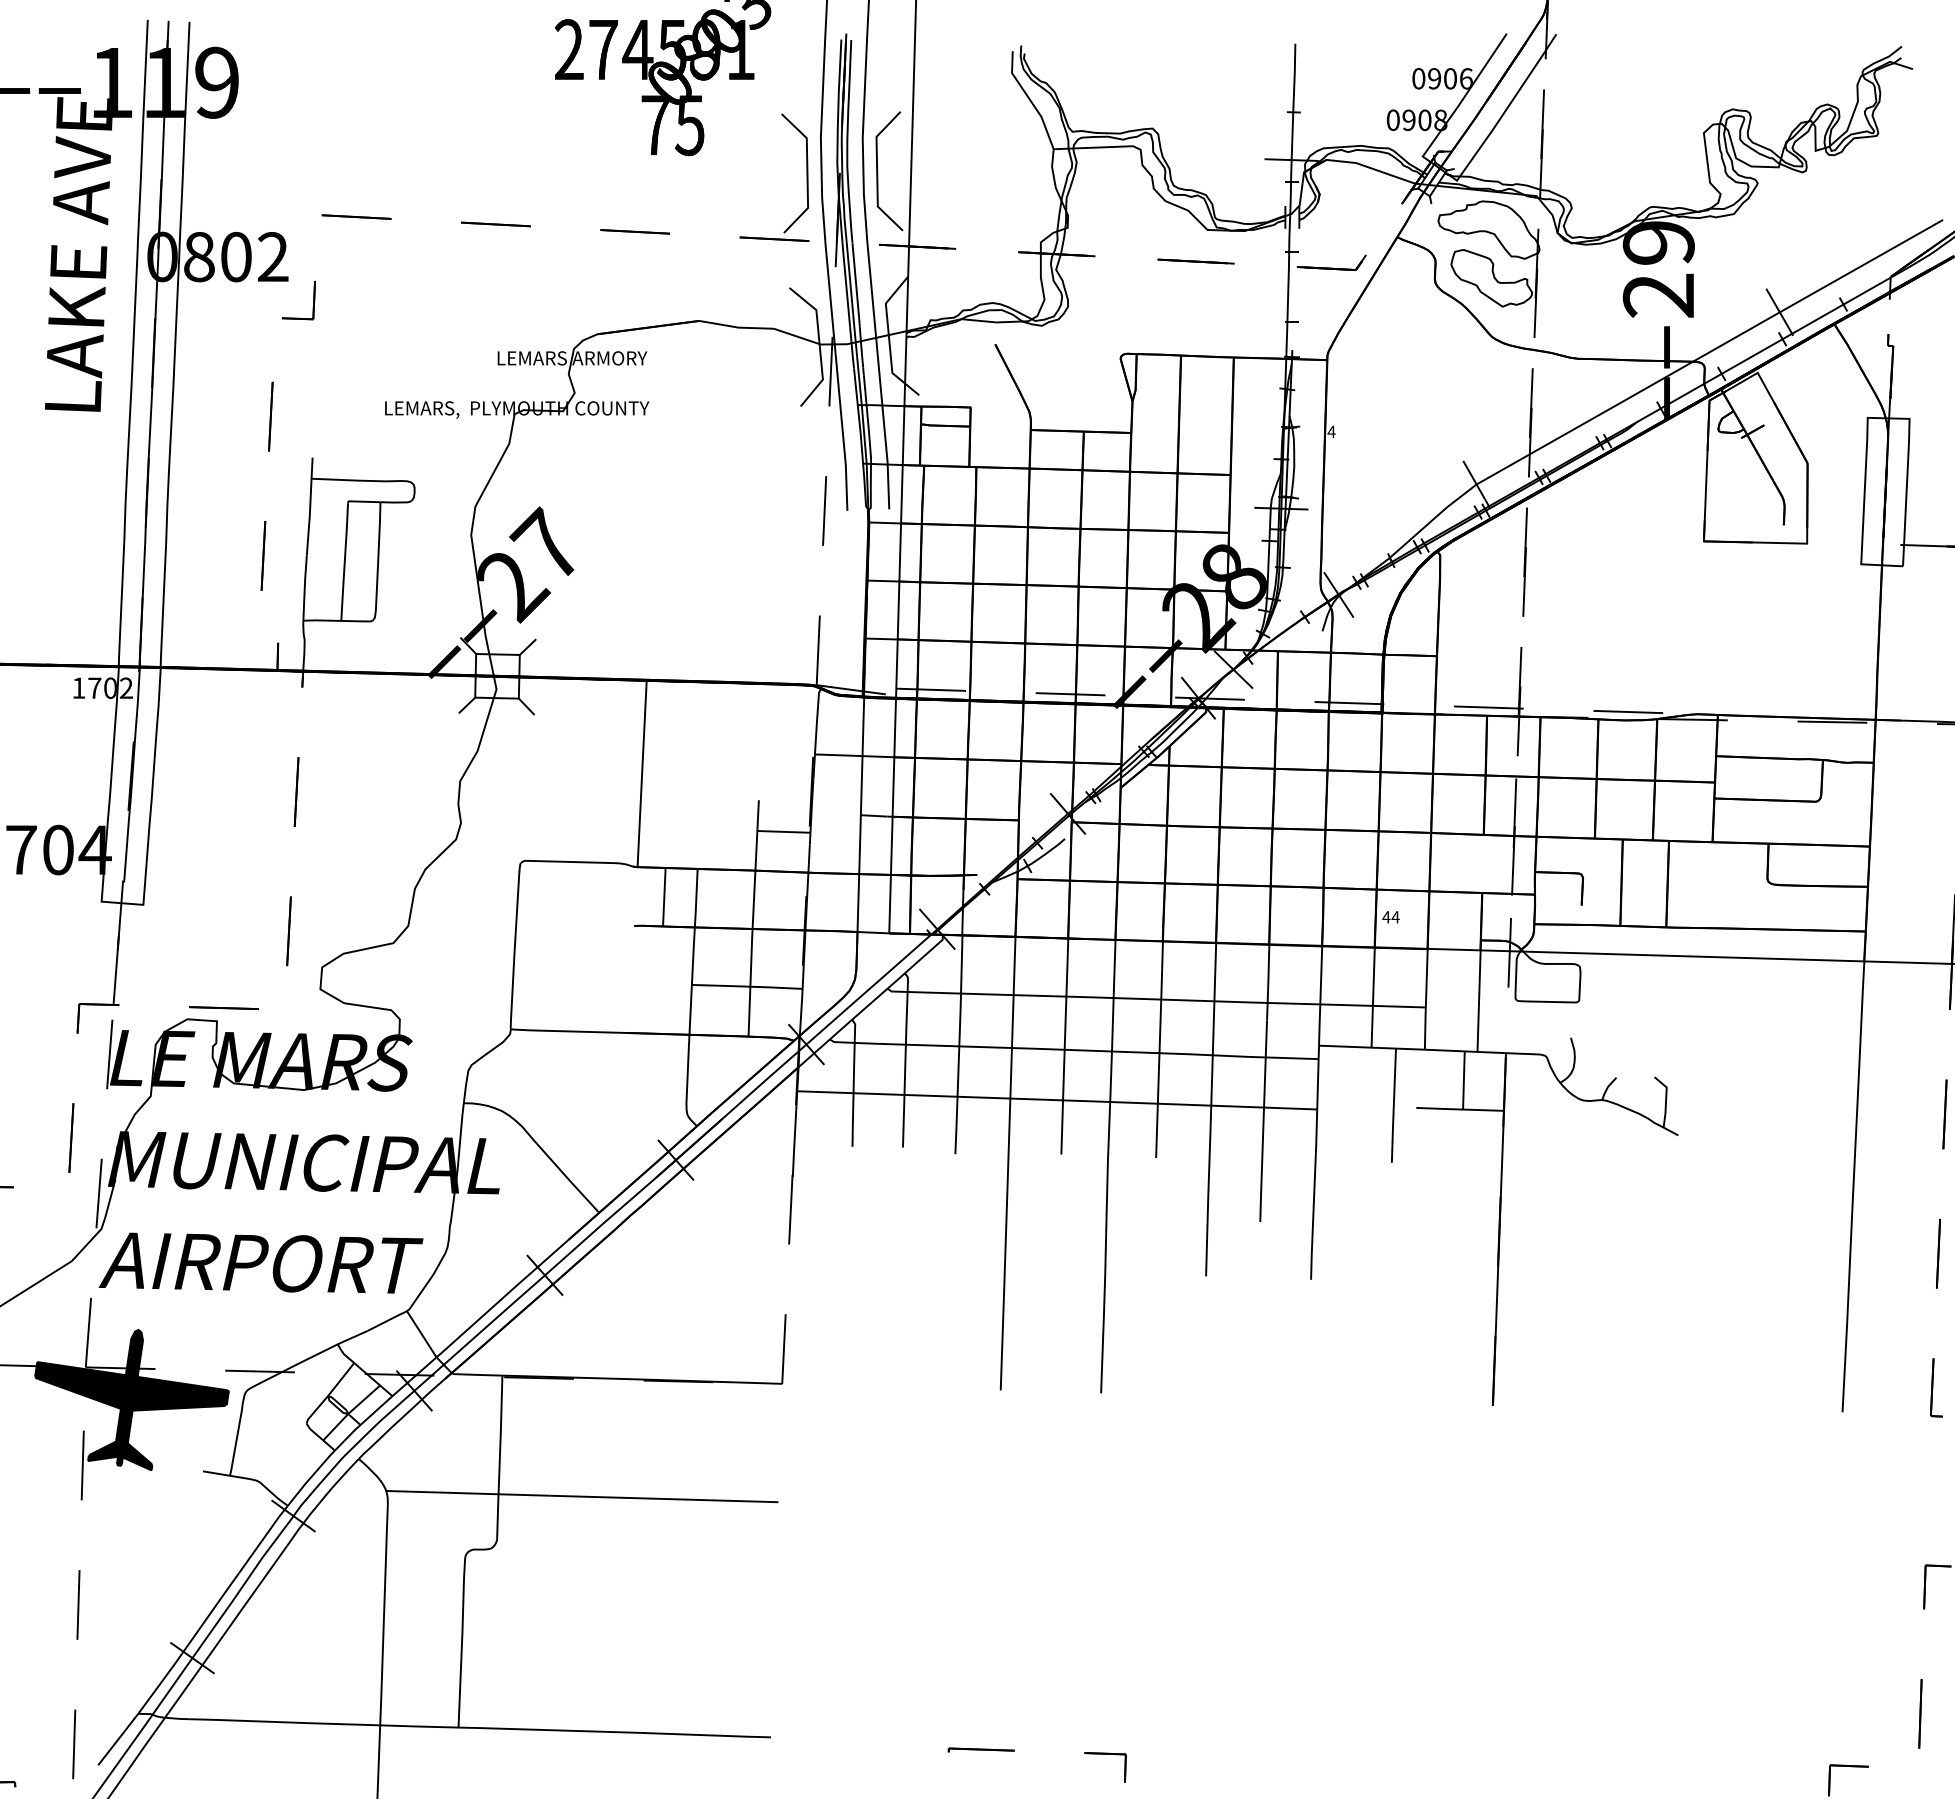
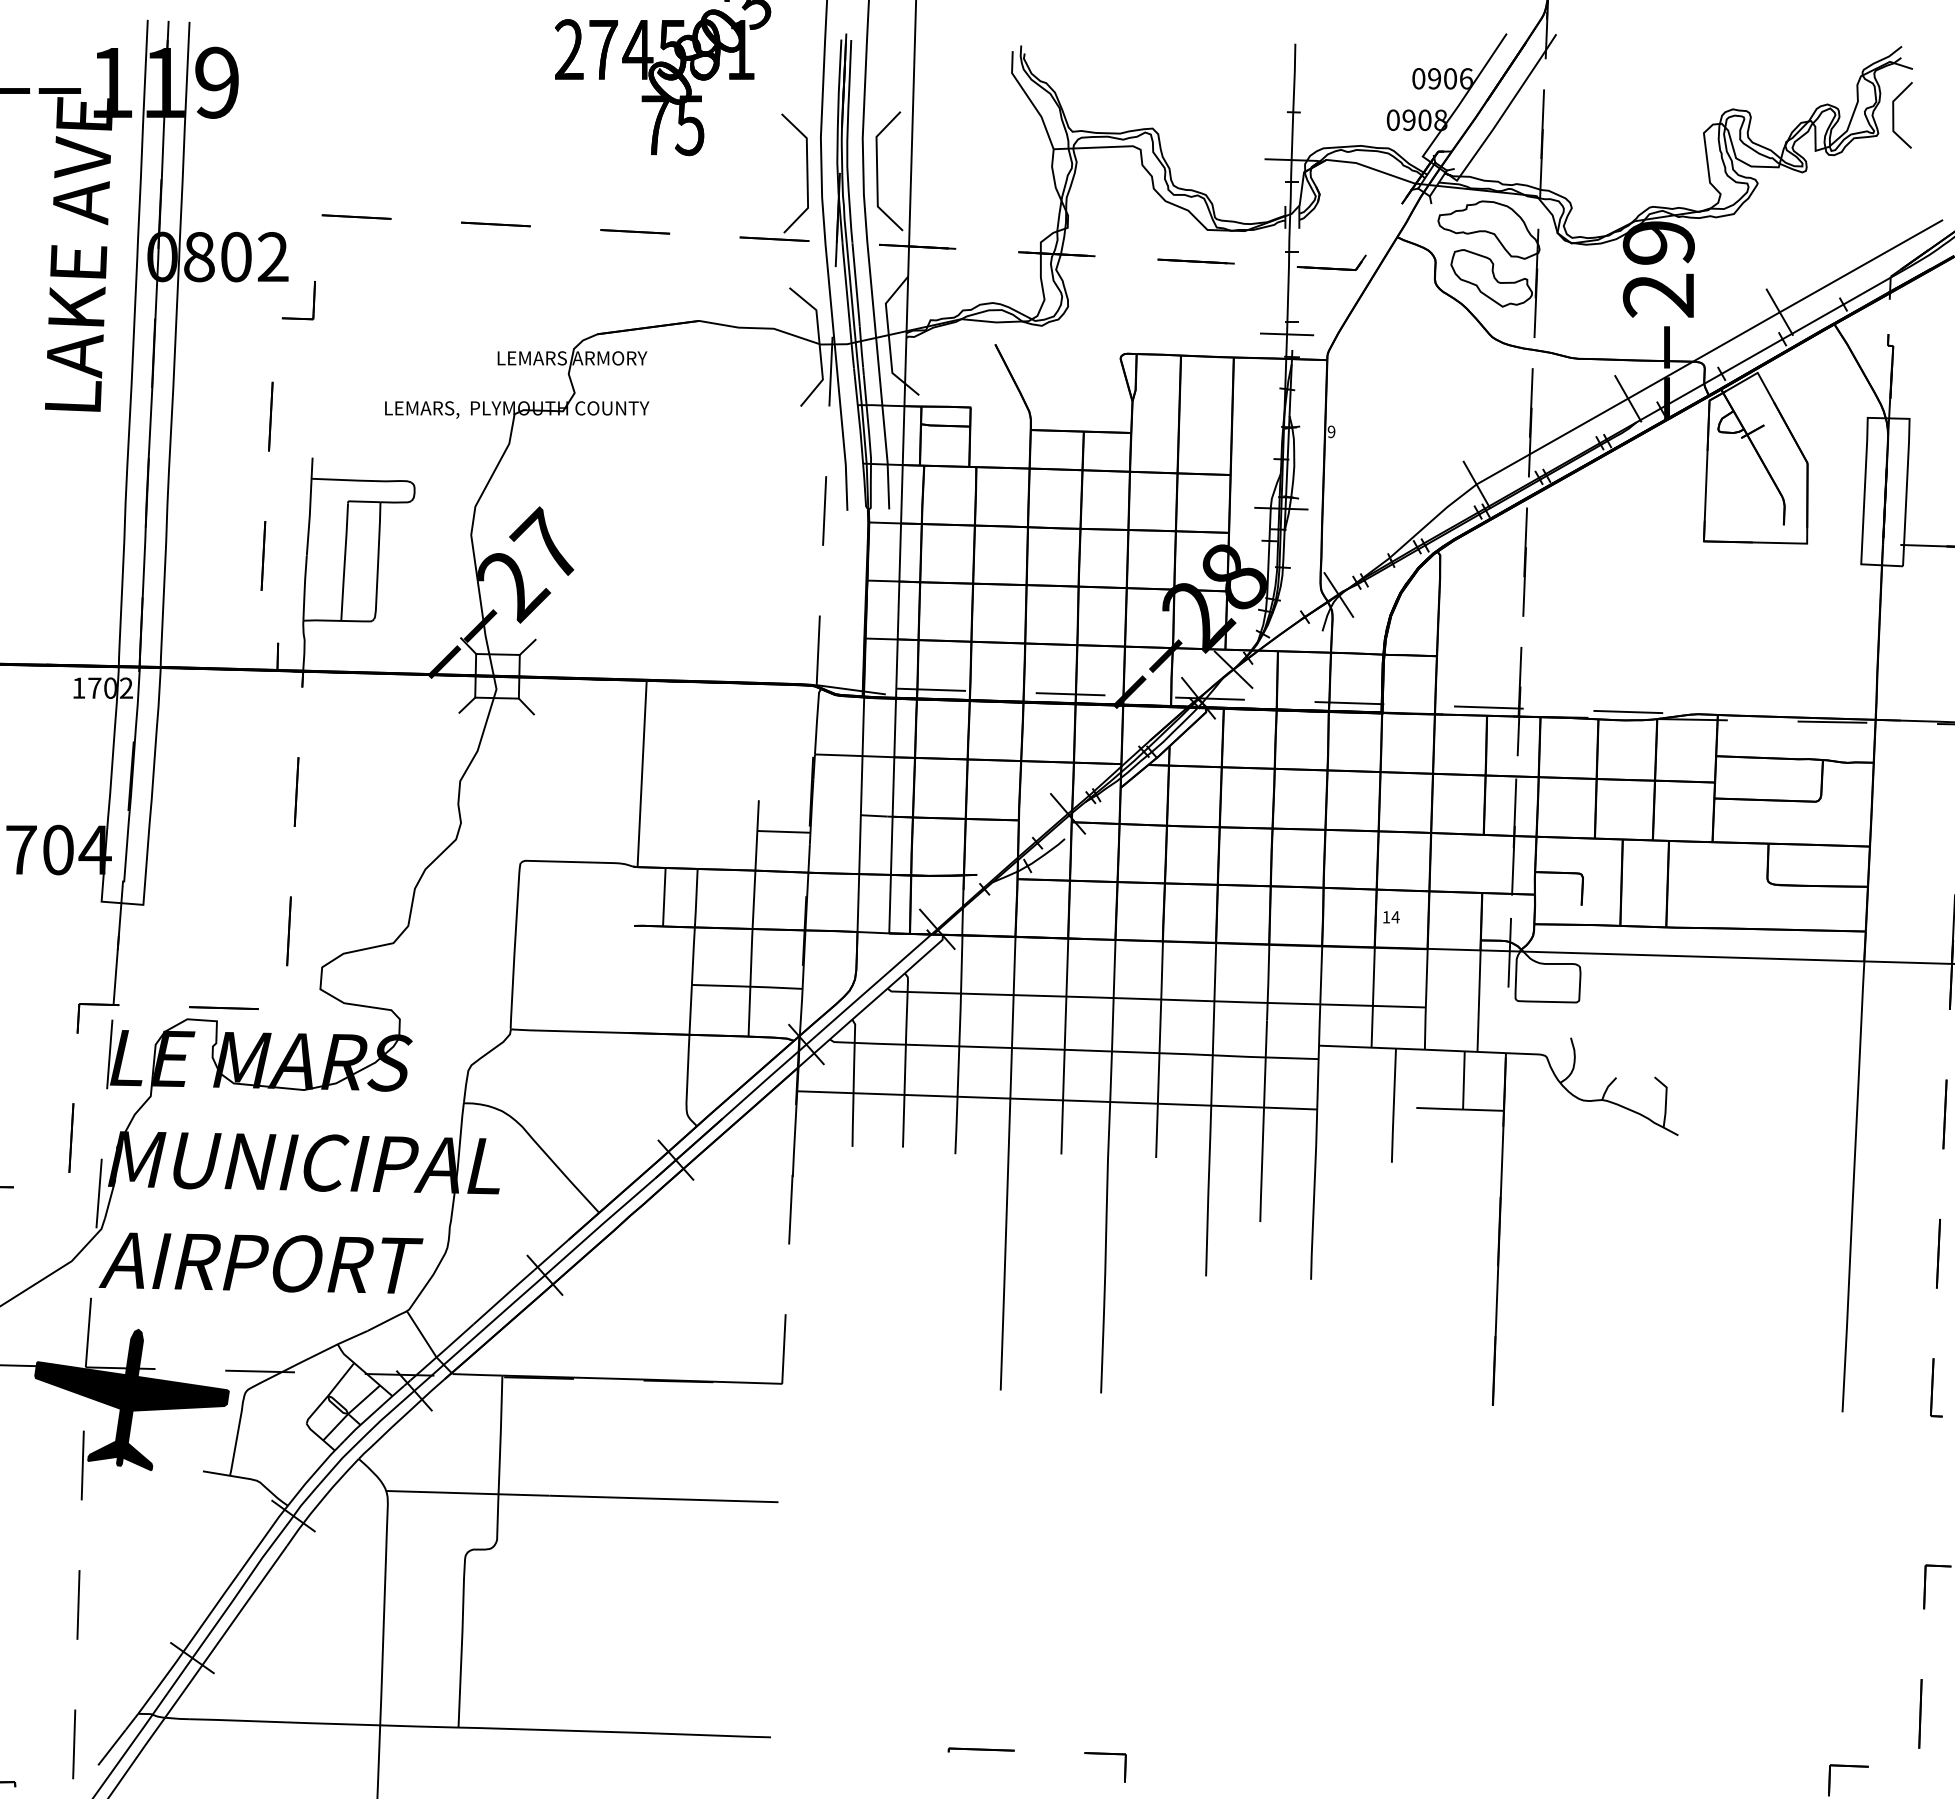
line: none -> present (1894, 115)
line: none -> present (1286, 334)
line: none -> present (1628, 398)
text: 4 -> 9 (1331, 431)
text: 44 -> 14 (1386, 917)
